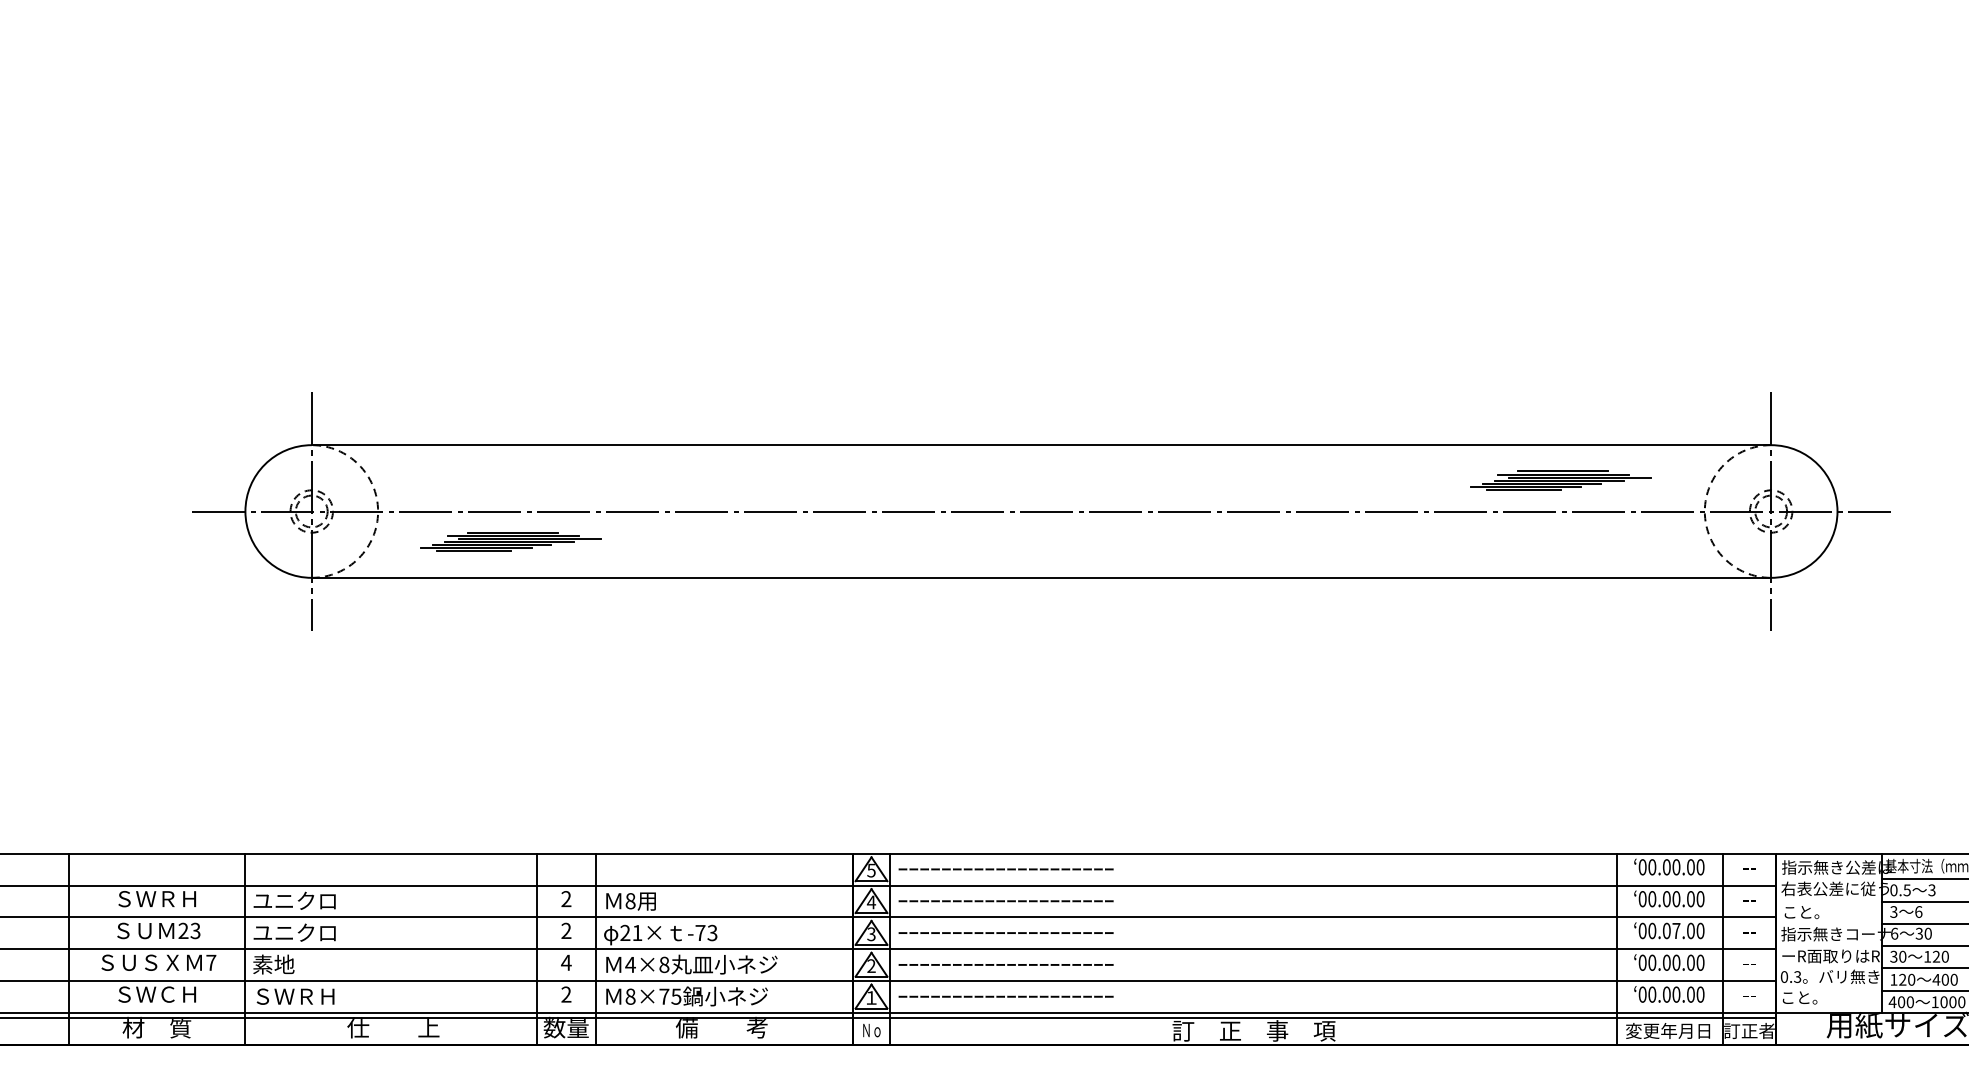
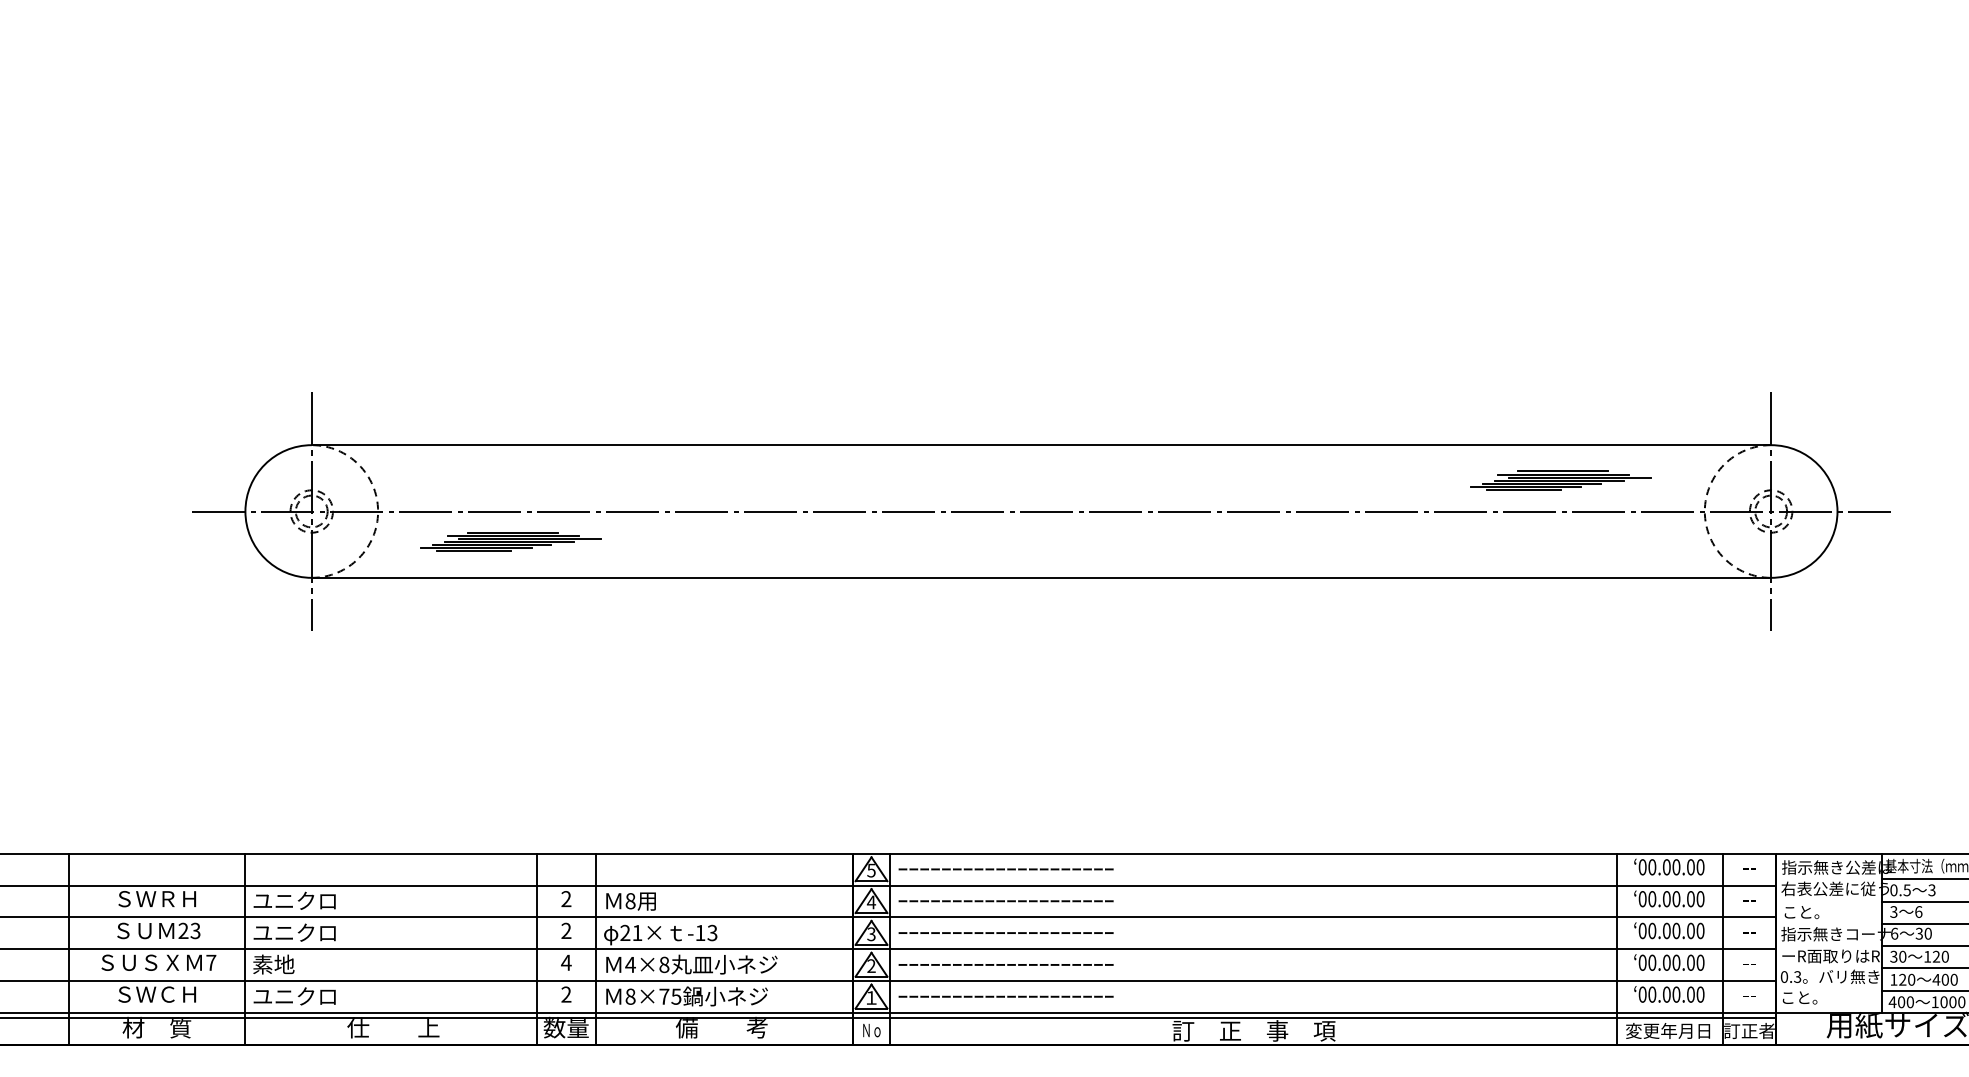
text: 00.07.00 -> 00.00.00 (1676, 930)
text: -73 -> -13 (700, 932)
text: ＳＷＲＨ -> ユニクロ (294, 996)
